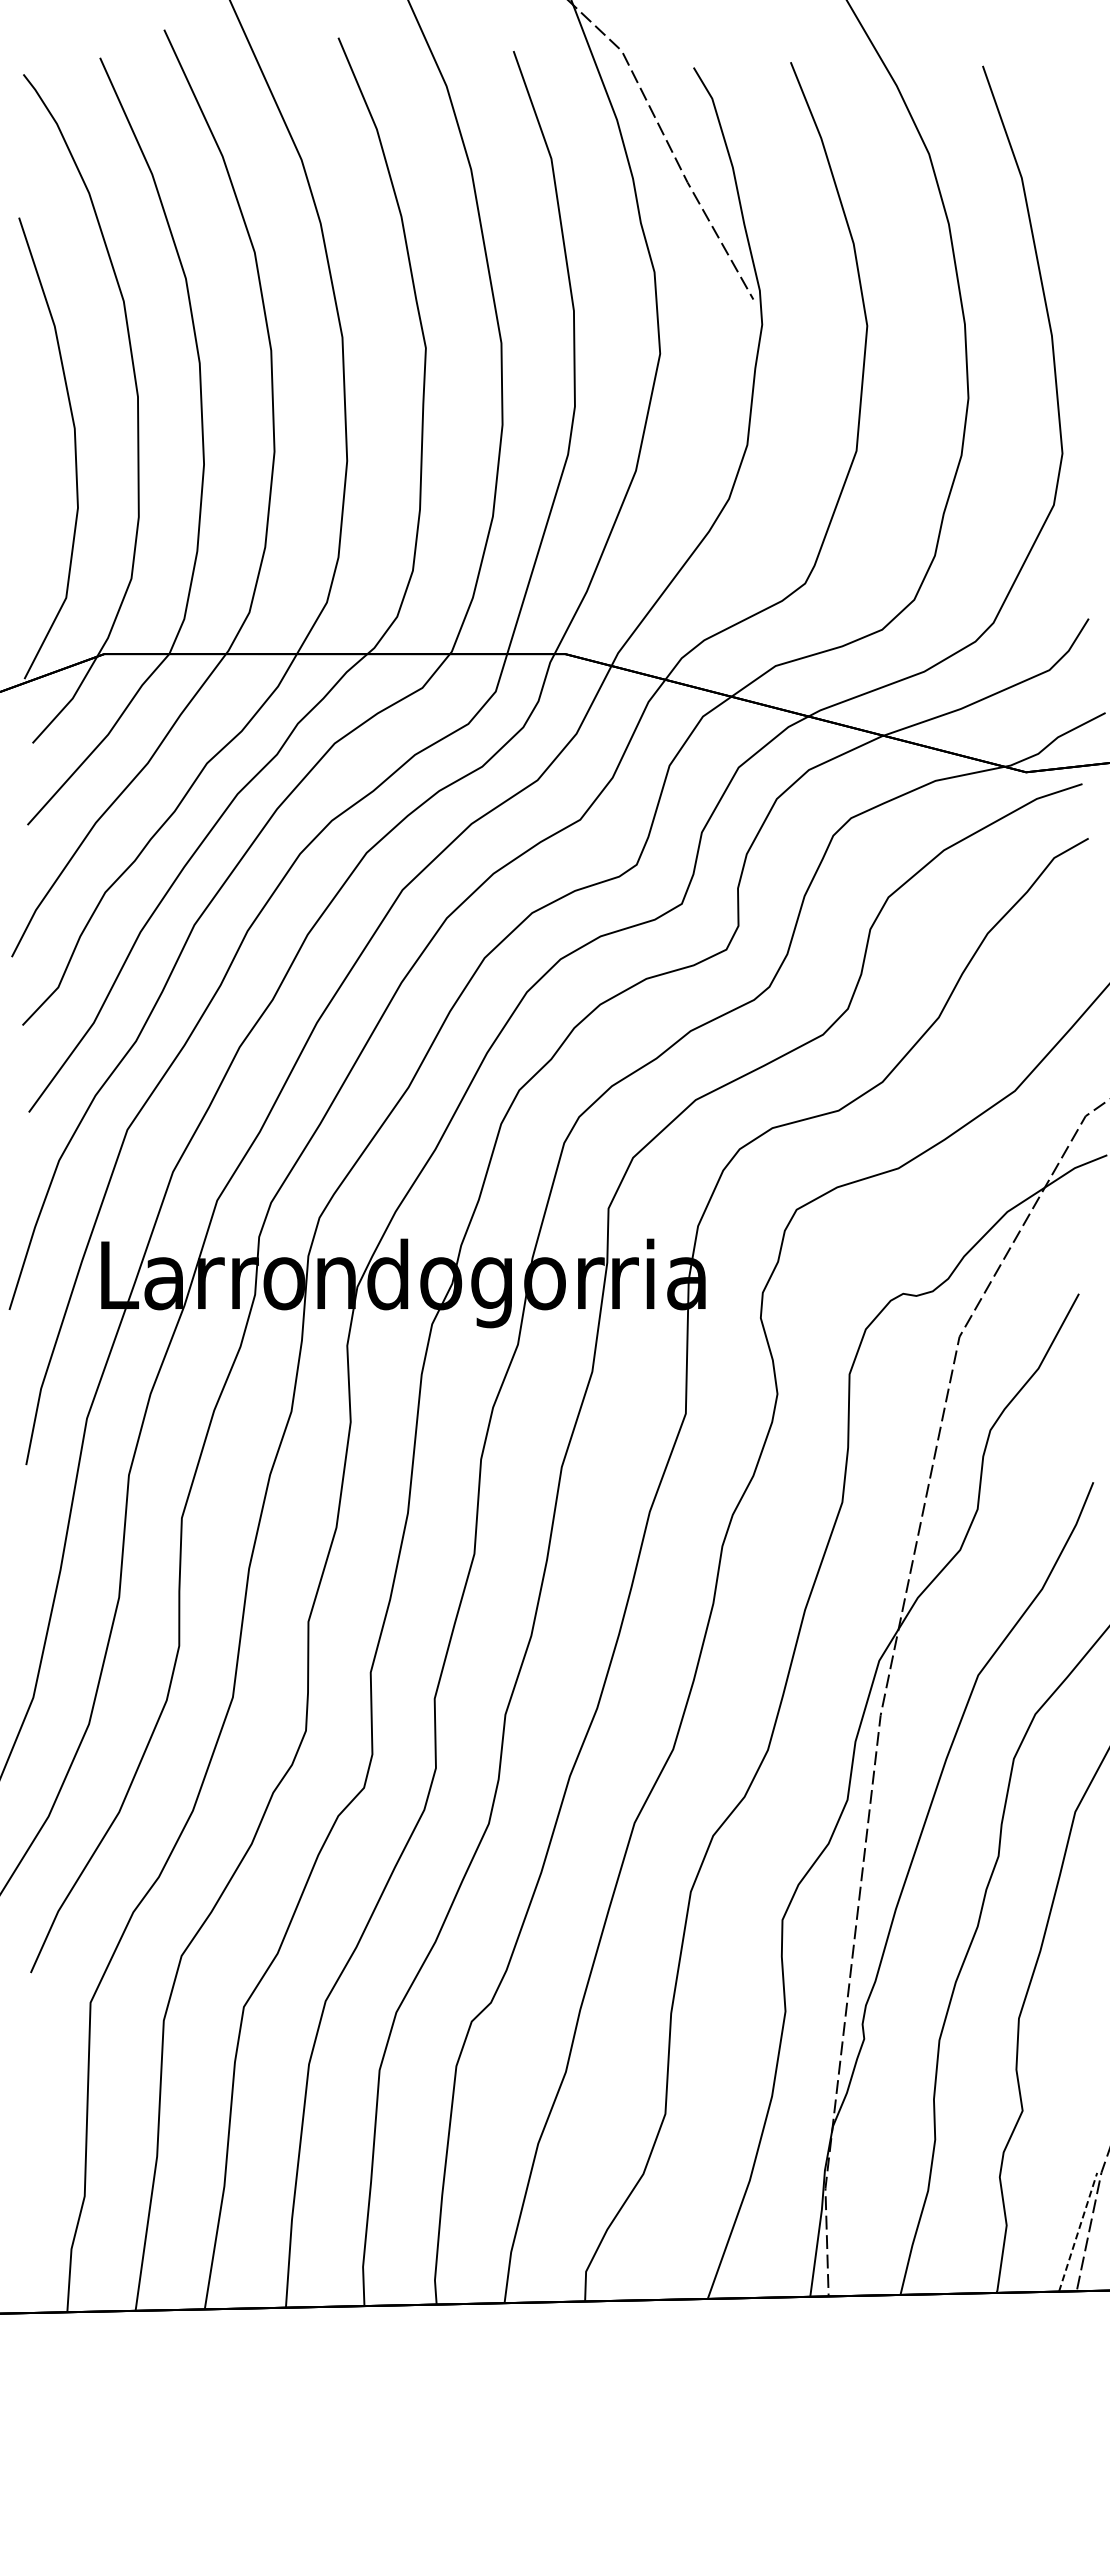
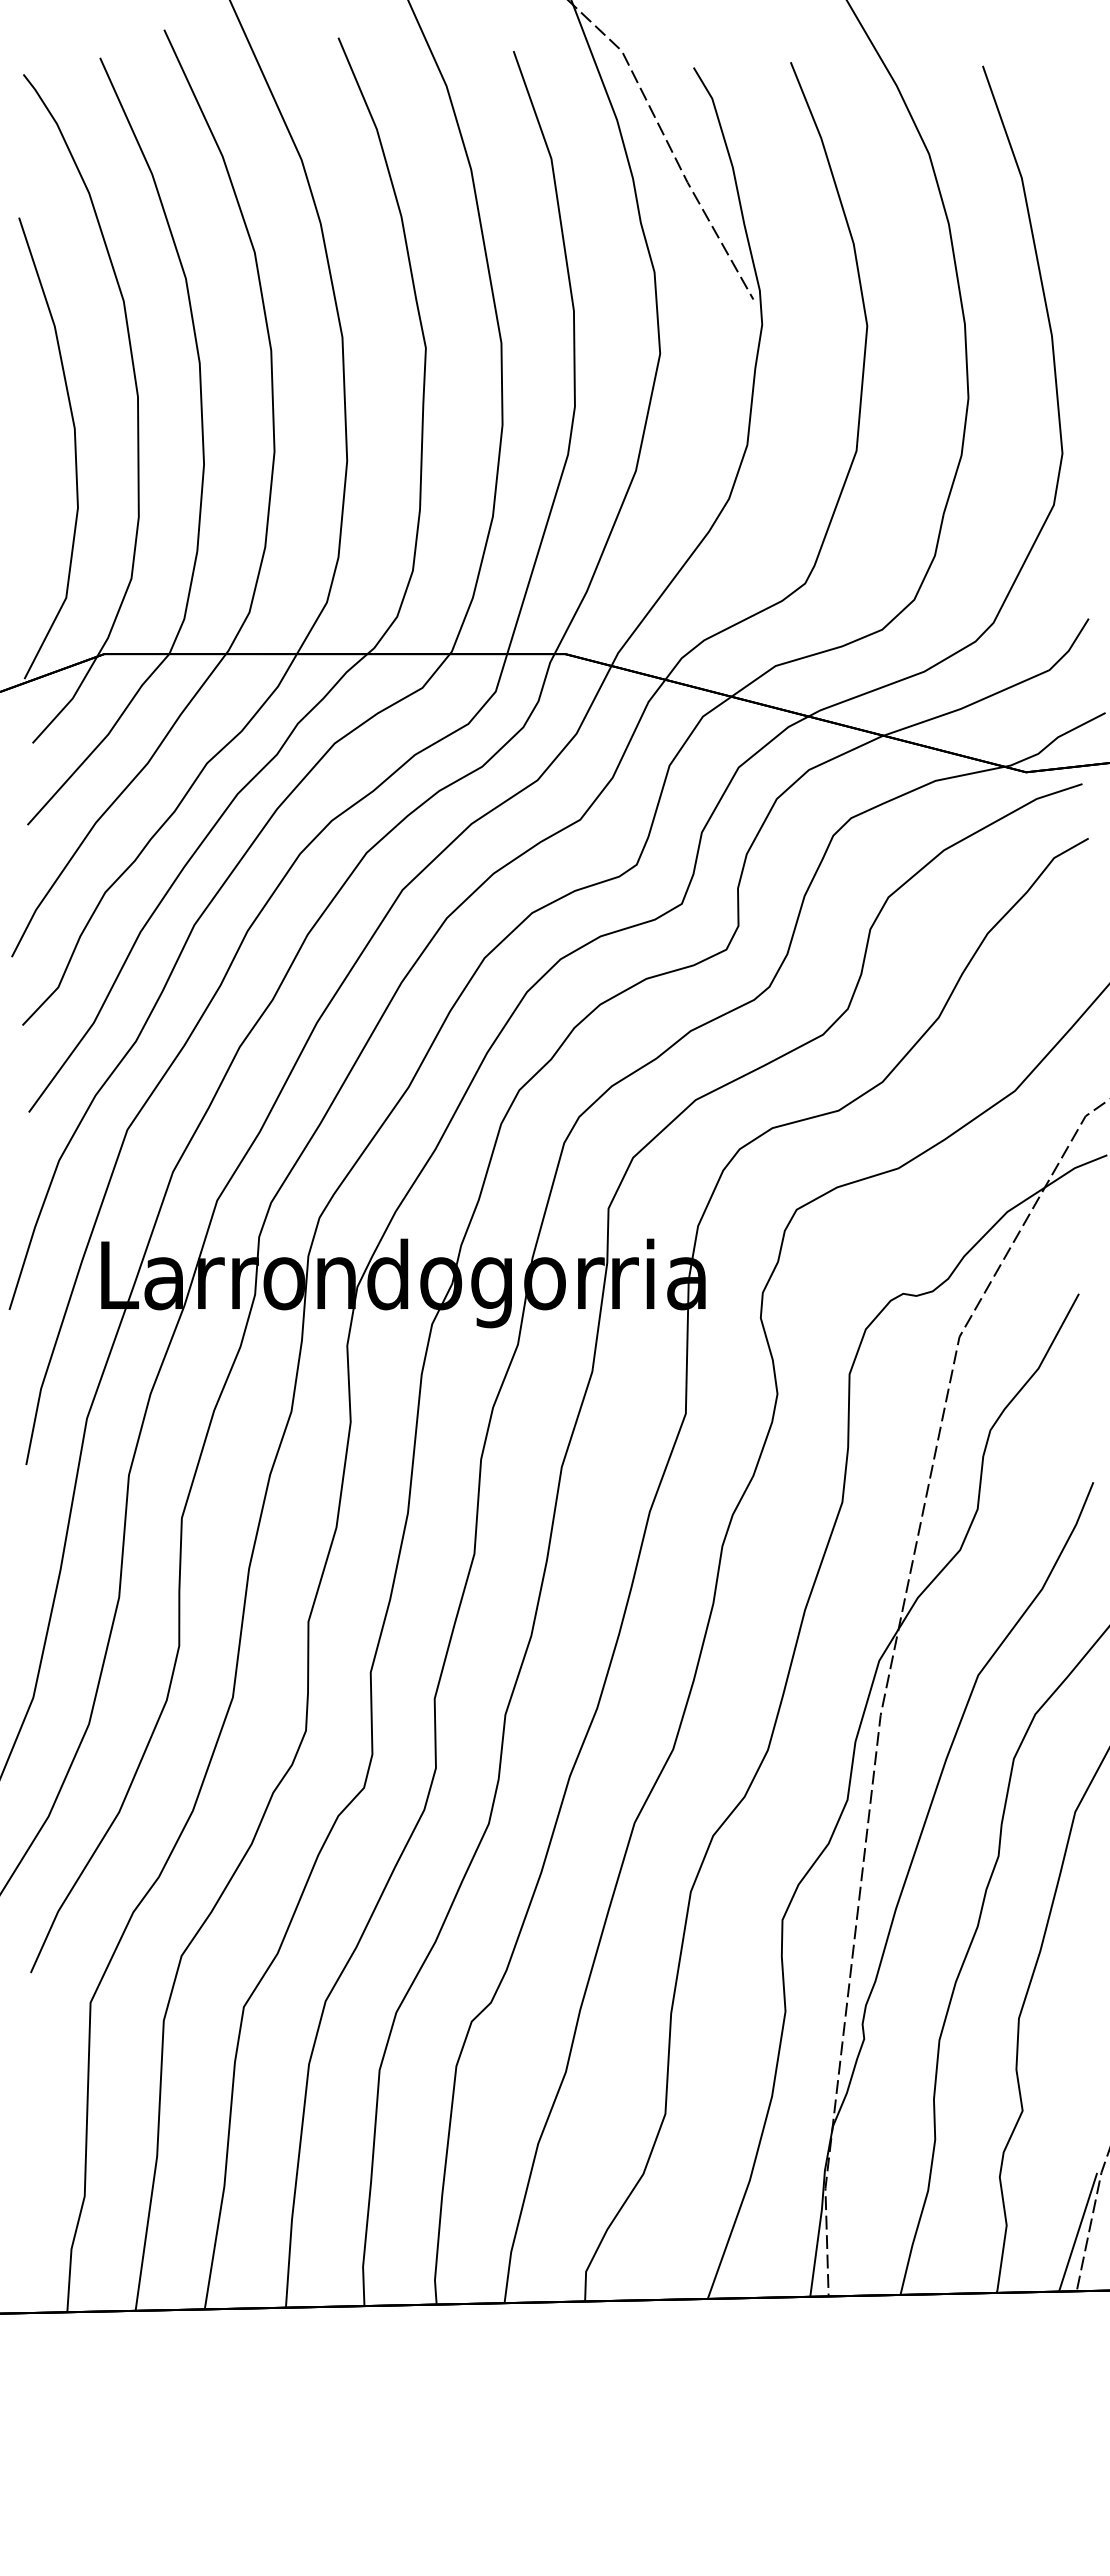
line: dashed -> solid (1078, 2231)
